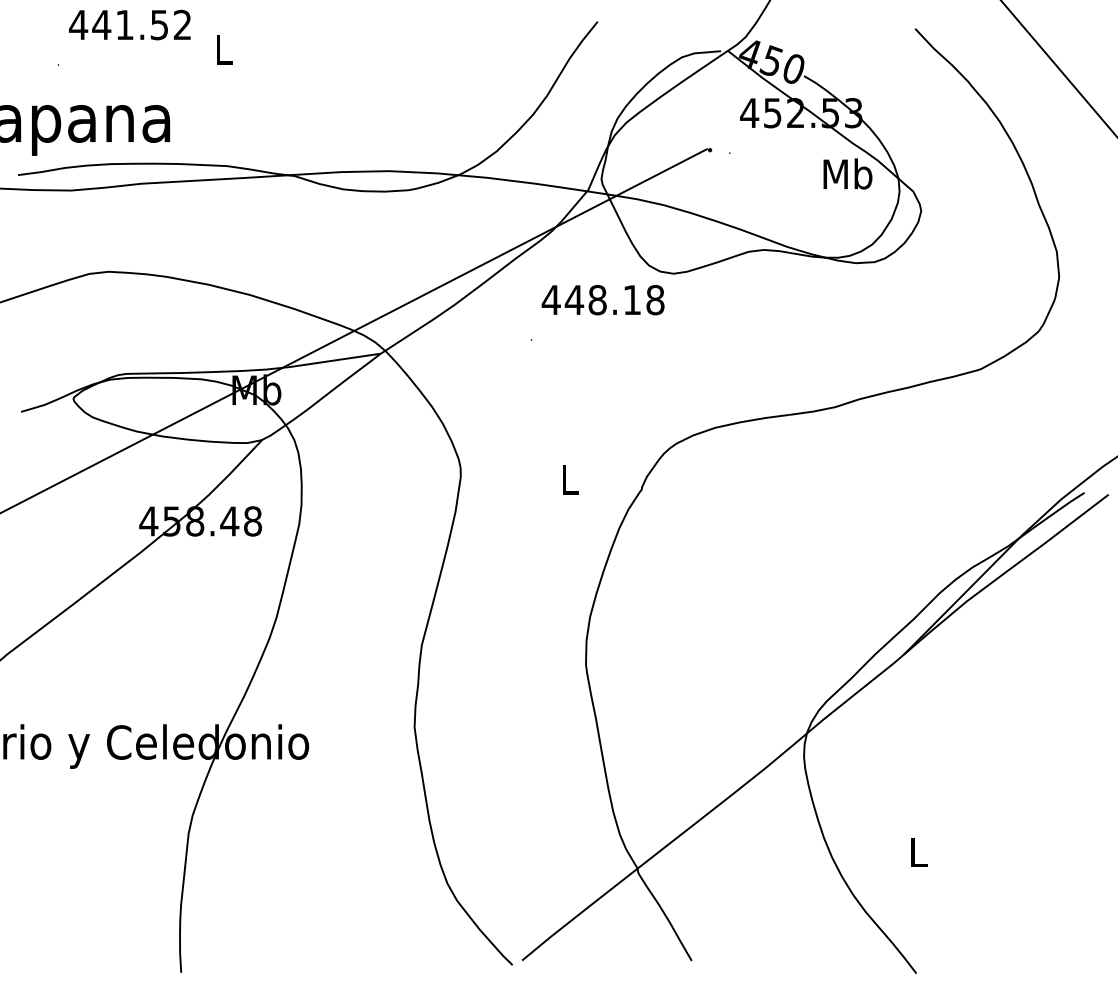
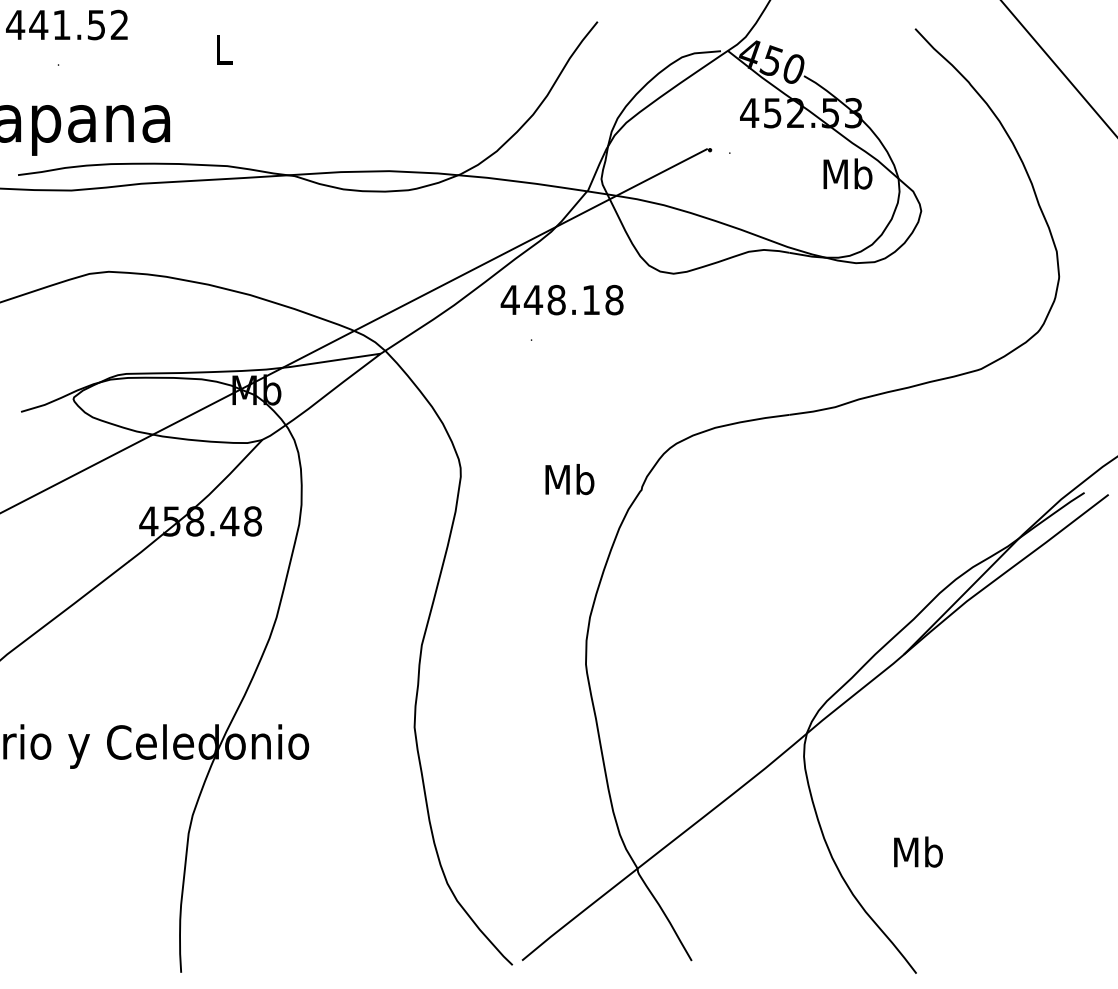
text position: (129, 24) -> (66, 24) (66, 24)
text position: (602, 300) -> (561, 300) (561, 300)
text: L -> Mb (569, 479)
text: L -> Mb (918, 851)
